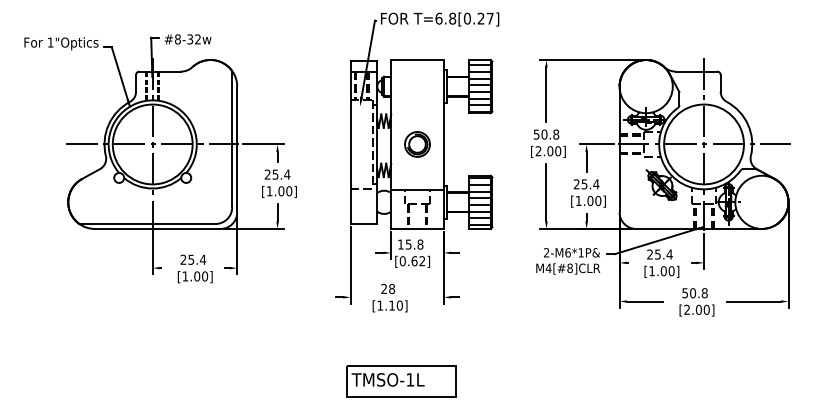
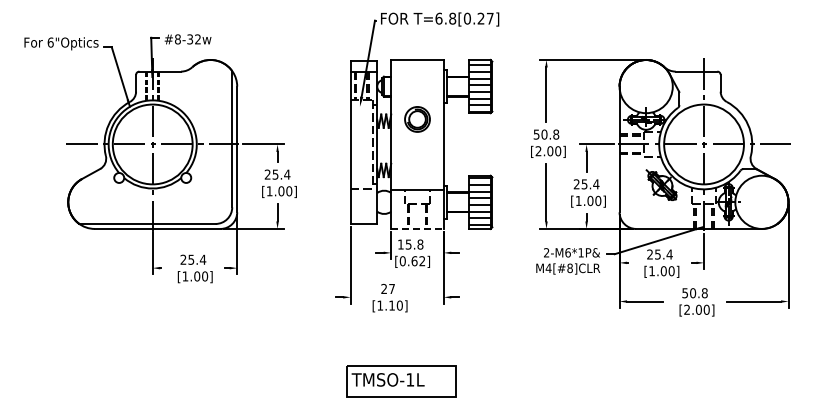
text: 1"Optics -> 6"Optics (50, 42)
part position: (417, 144) -> (417, 119) (417, 119)
line: solid -> dashed (418, 228)
text: 28 -> 27 (392, 288)
